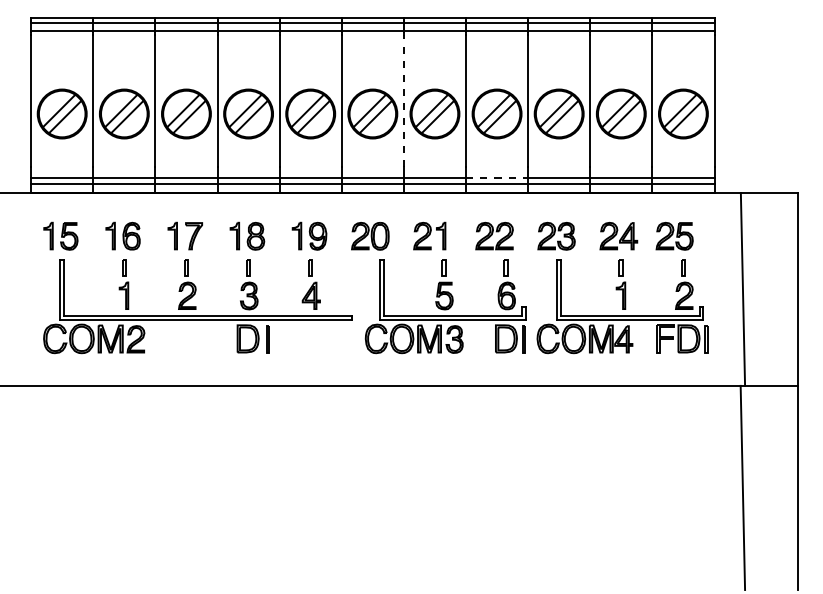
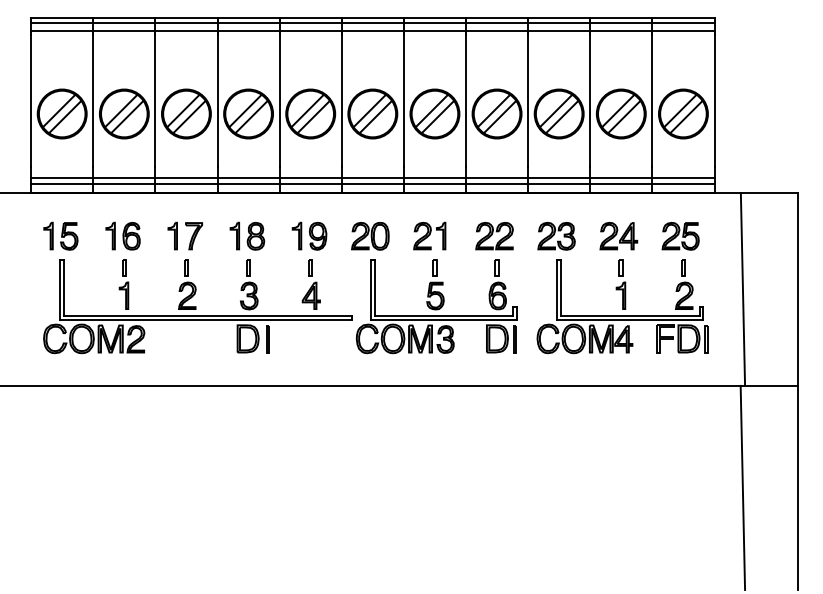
line: dashed -> solid (403, 101)
line: dashed -> solid (497, 177)
part position: (674, 235) -> (680, 235) (680, 235)
part position: (445, 306) -> (436, 306) (436, 306)
